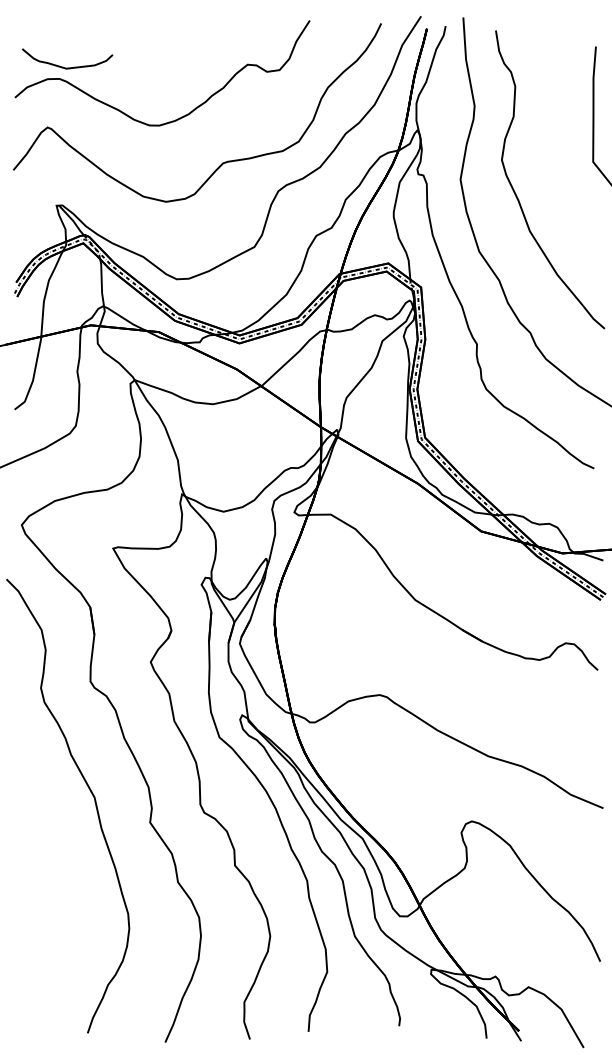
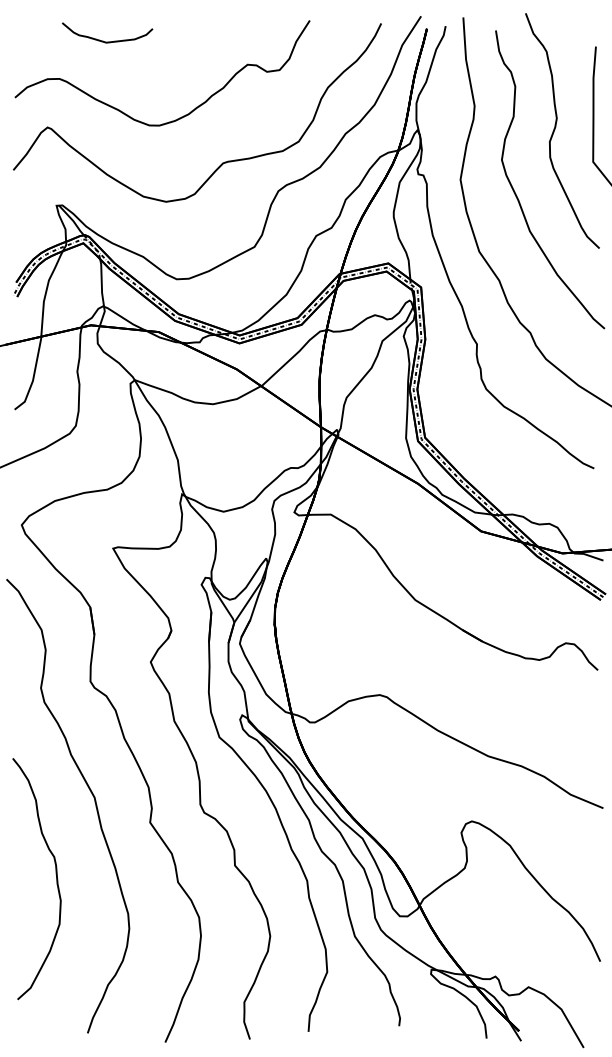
curve position: (63, 66) -> (103, 40) (103, 40)
curve: none -> present (556, 127)
curve: none -> present (55, 874)
